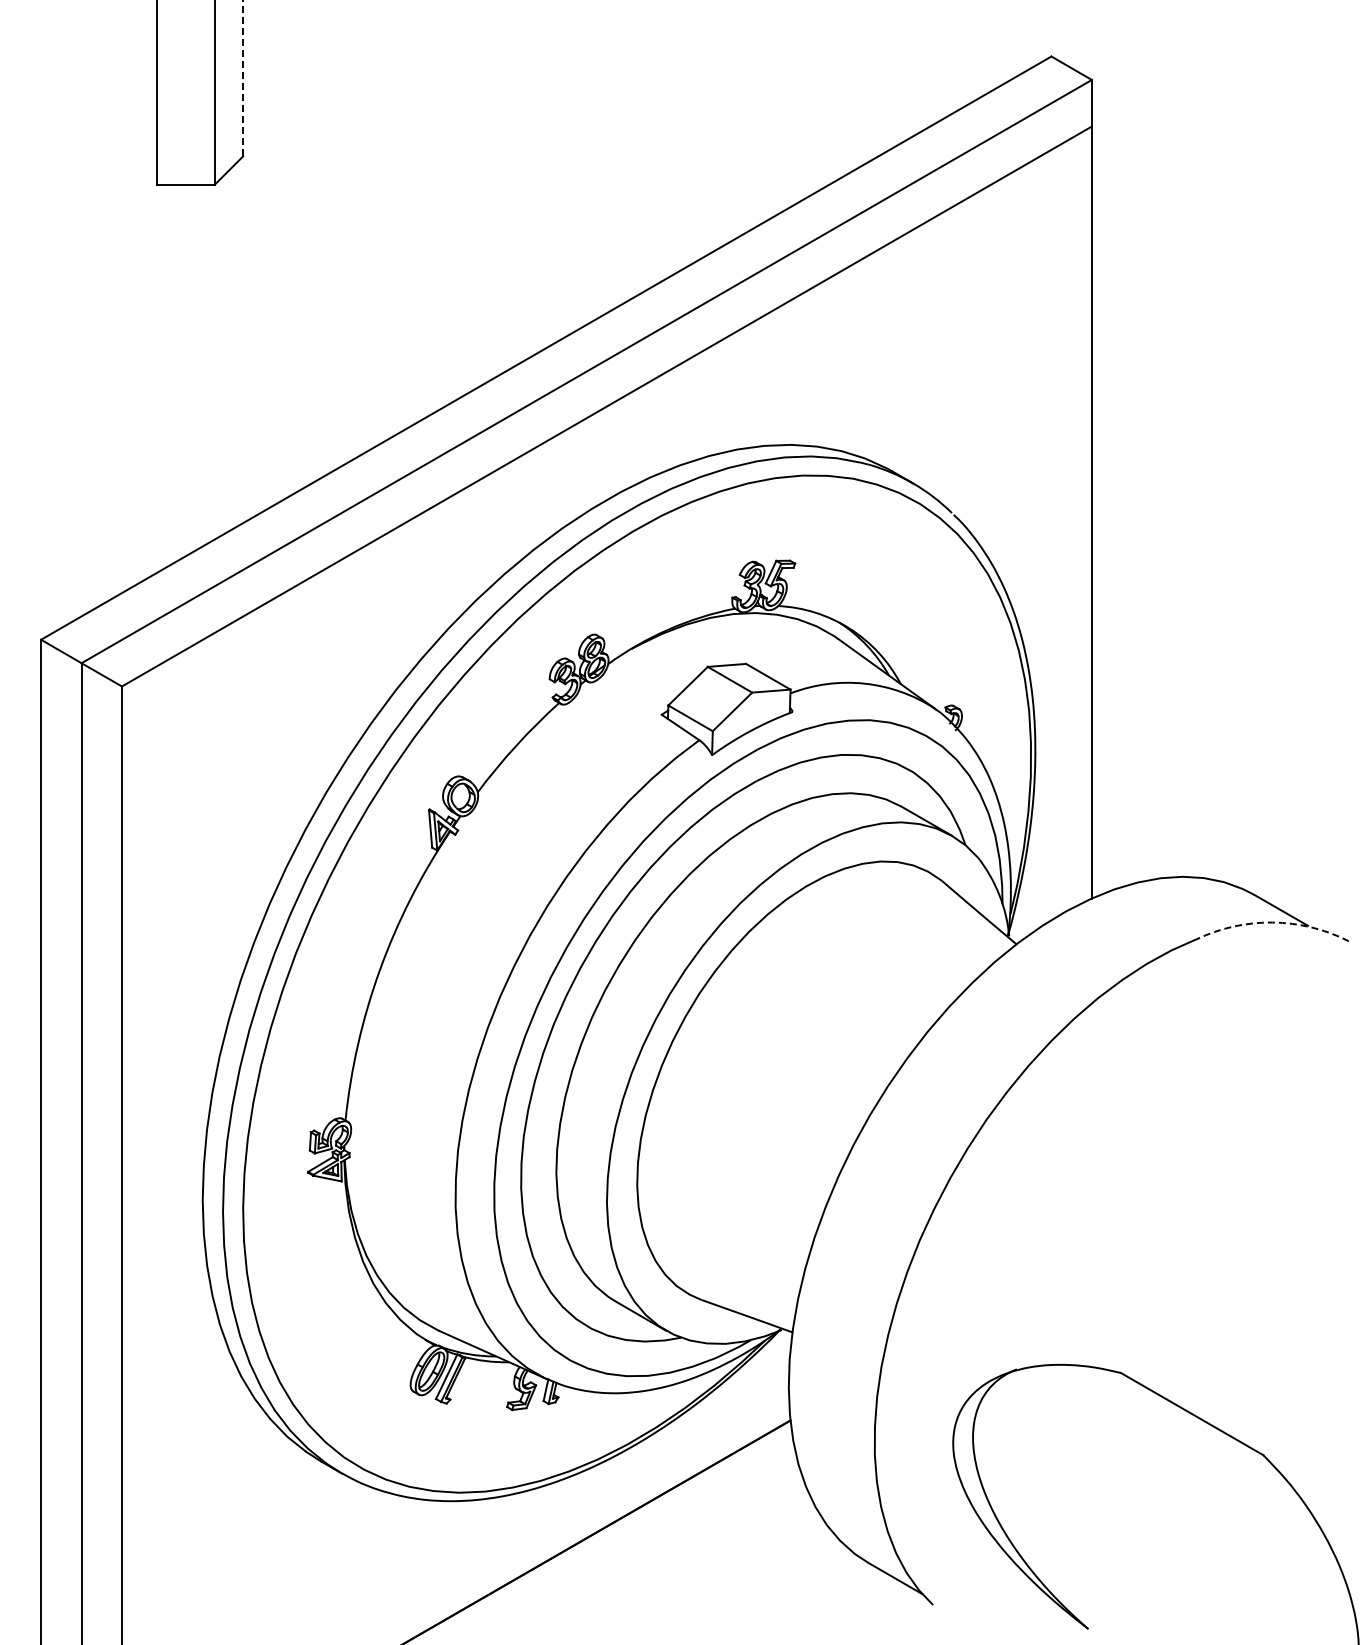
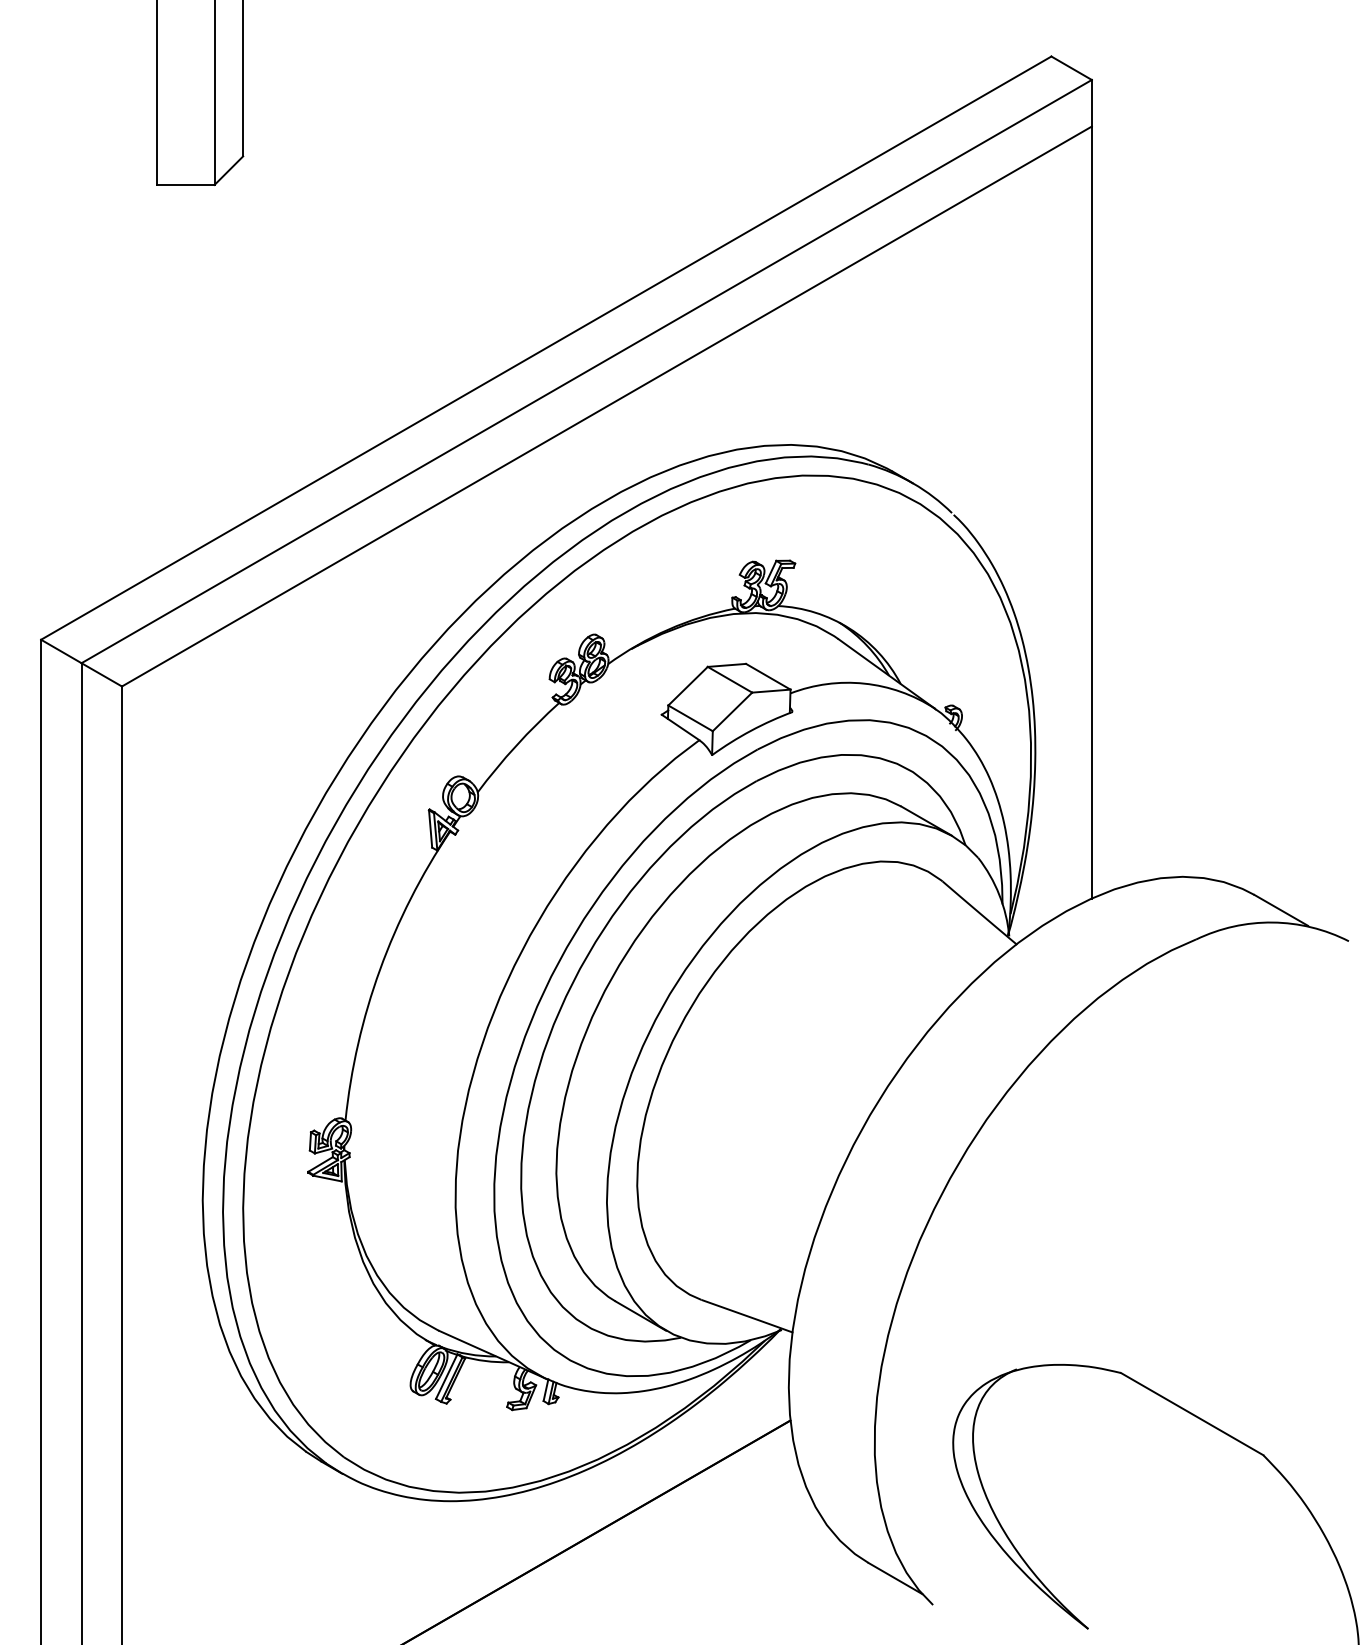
line: dashed -> solid (243, 78)
arc: dashed -> solid (1272, 922)
